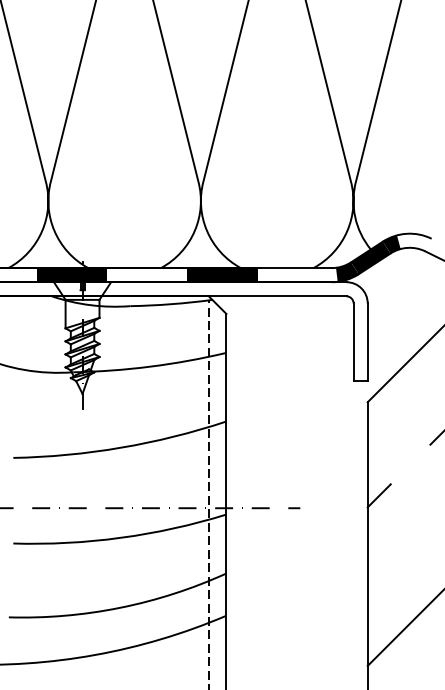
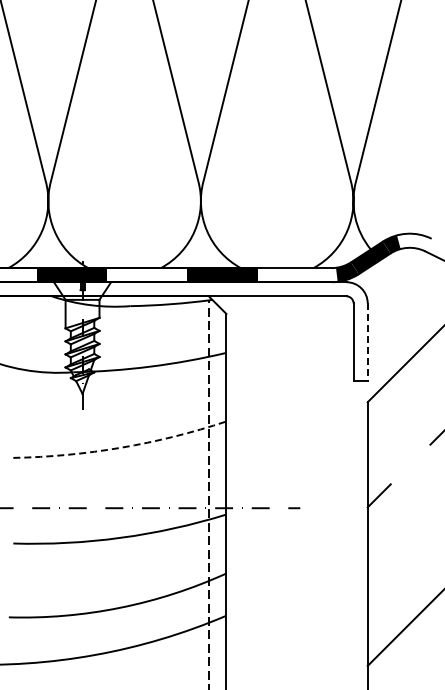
line: solid -> dashed (367, 342)
arc: solid -> dashed (121, 447)
